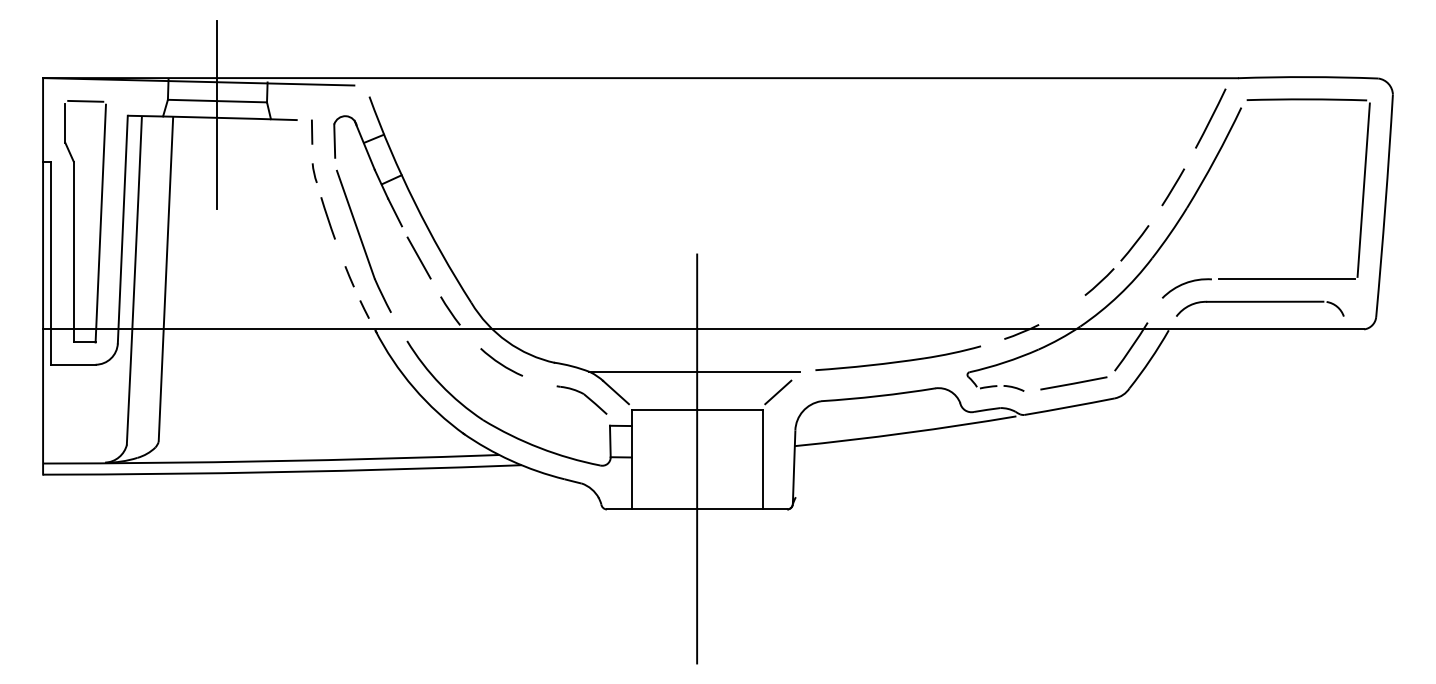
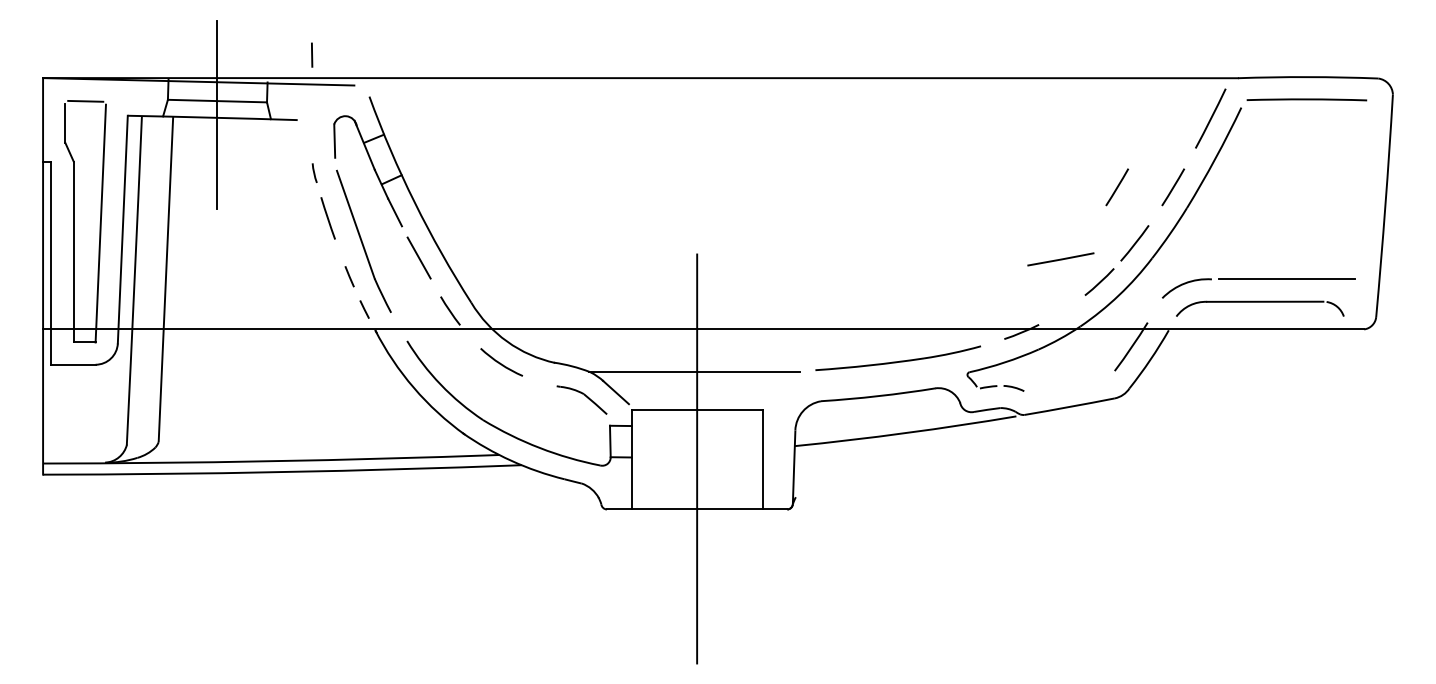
line position: (312, 131) -> (312, 54) (312, 54)
line: none -> present (1117, 187)
line: present -> none (1363, 189)
line position: (1073, 383) -> (1060, 259) (1060, 259)
line: present -> none (778, 392)
